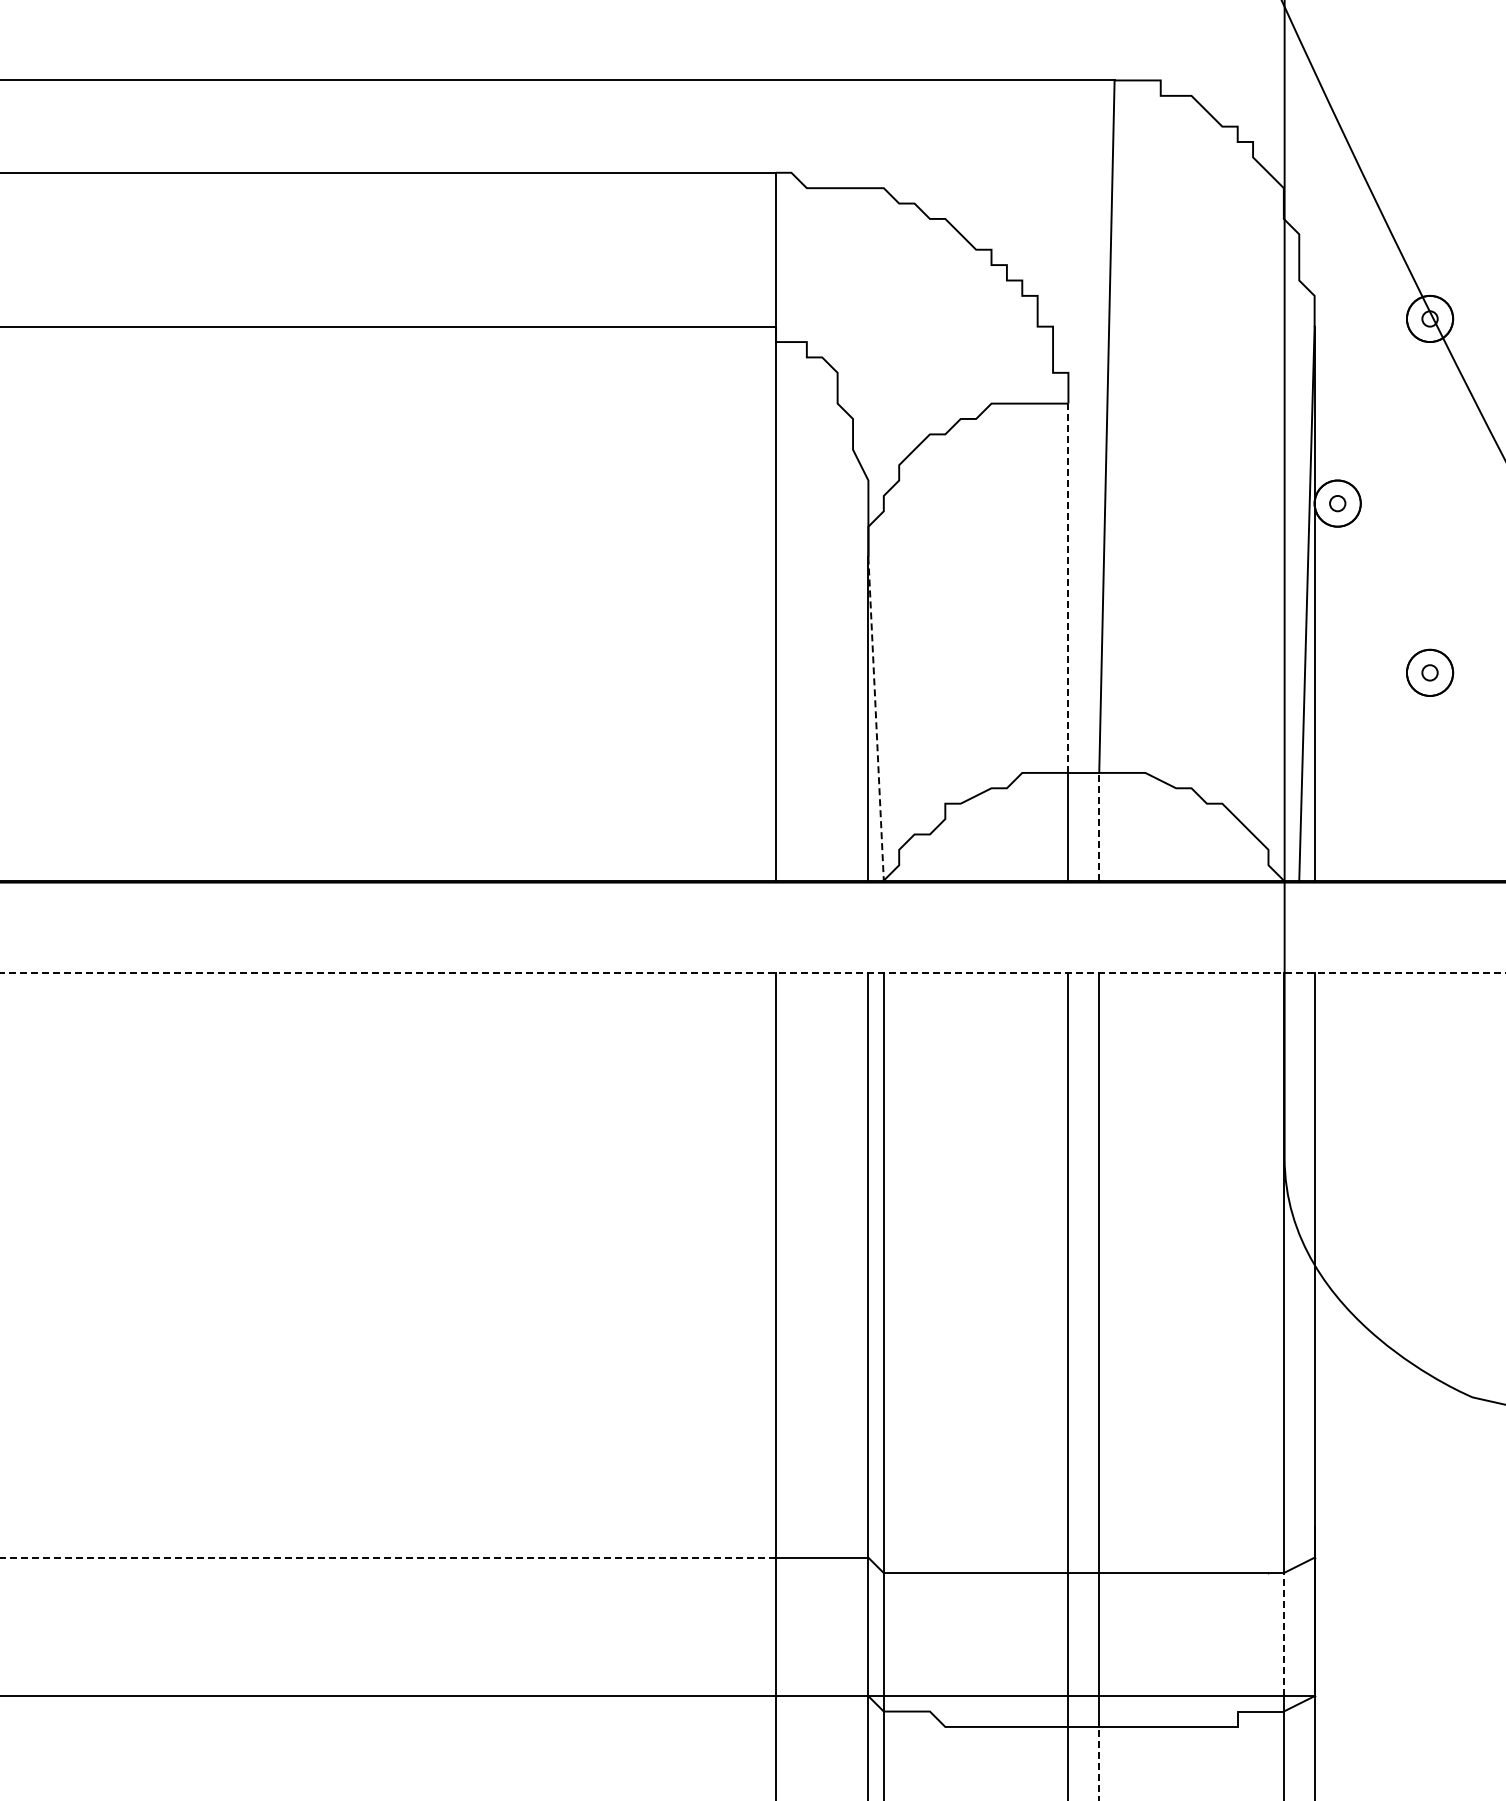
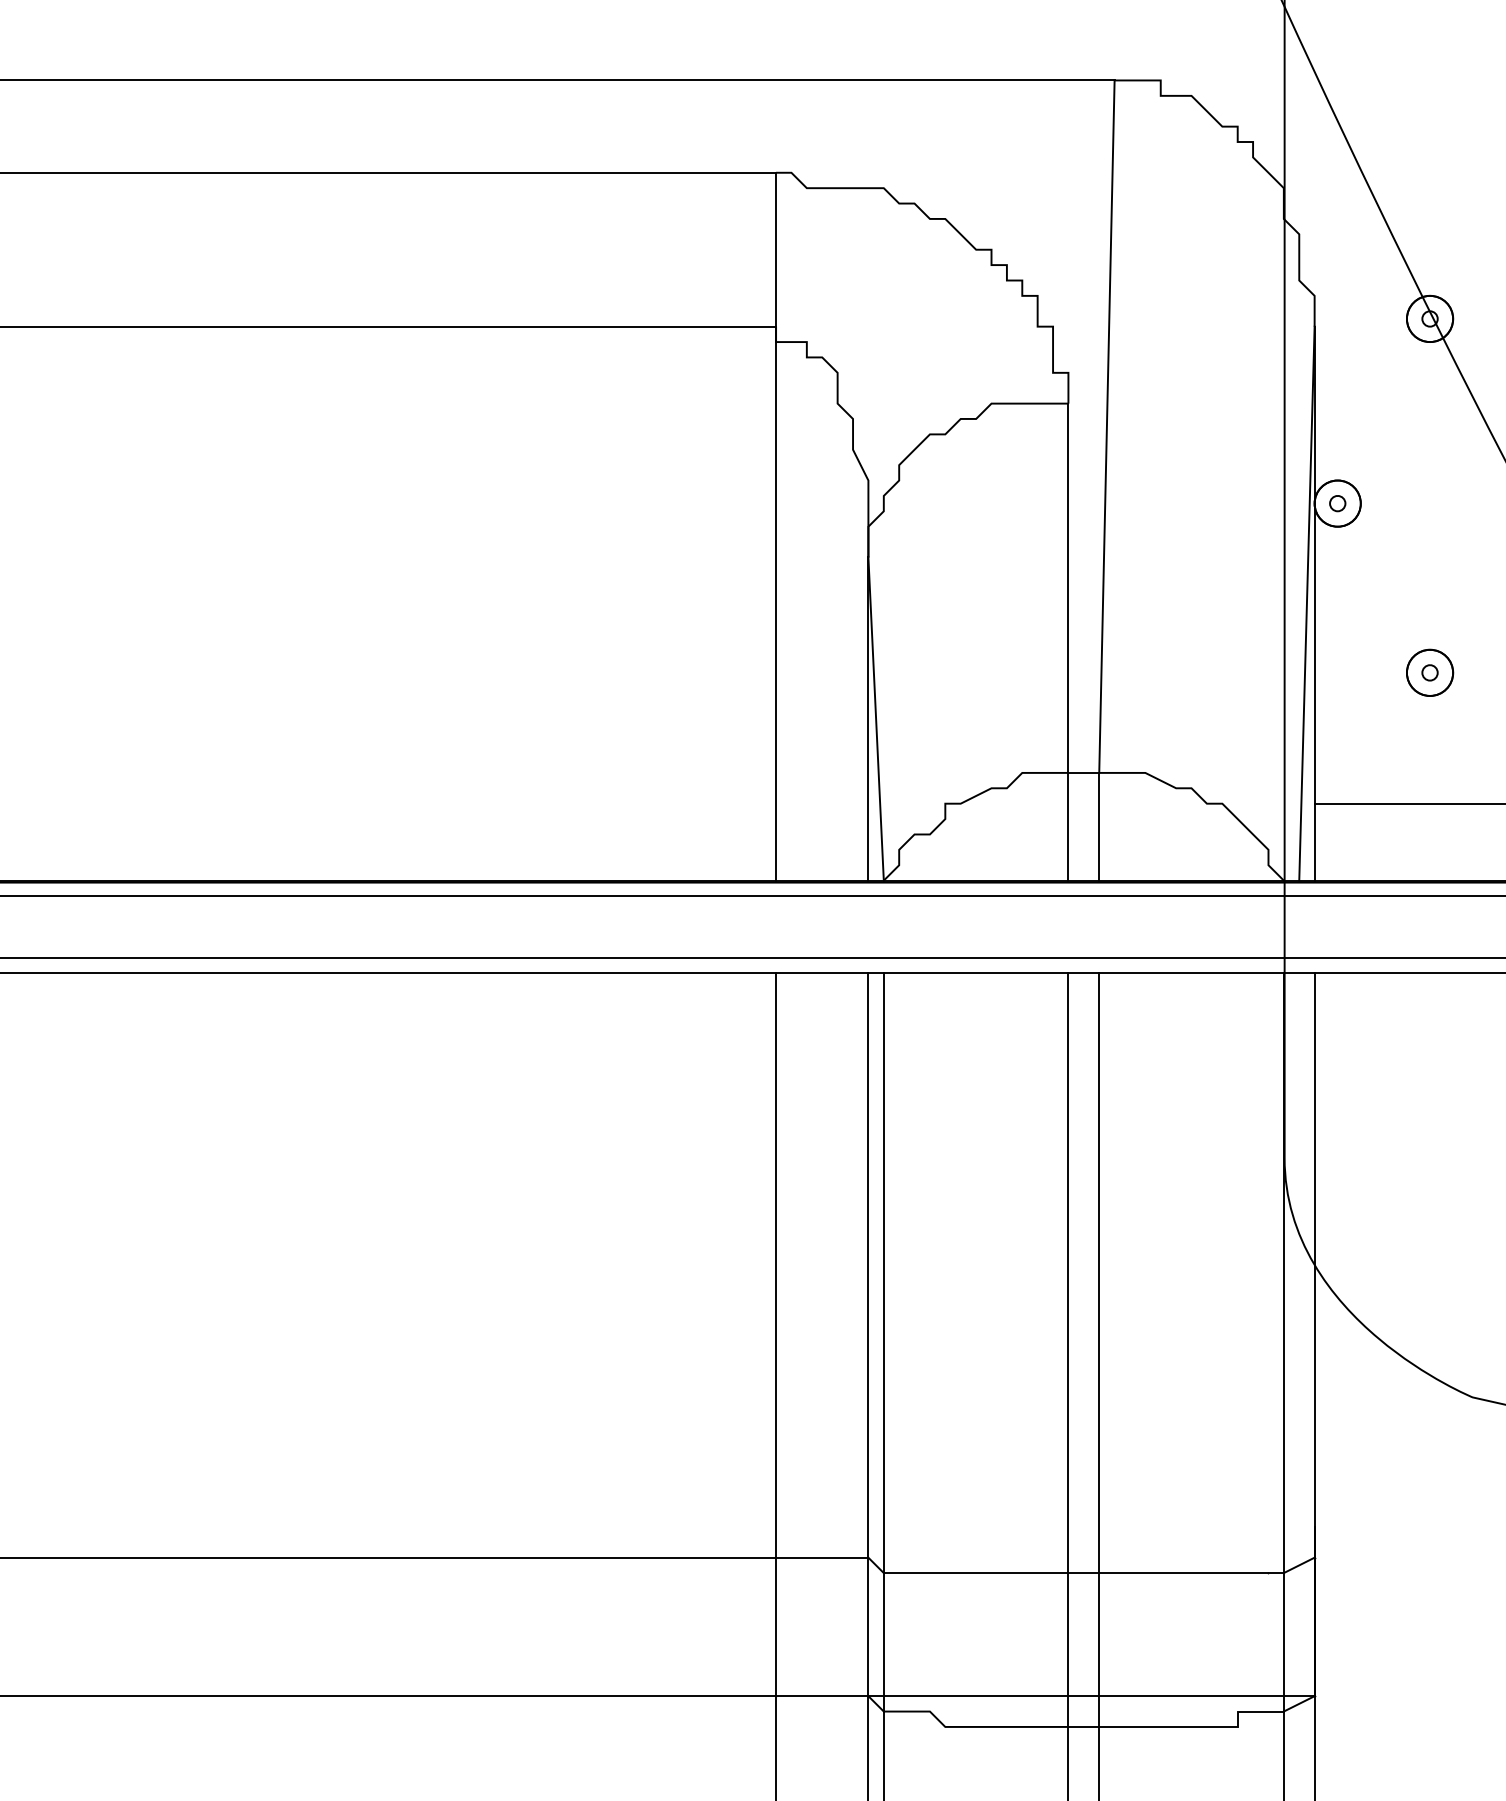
line: dashed -> solid (1068, 588)
line: dashed -> solid (876, 719)
line: none -> present (1408, 803)
line: dashed -> solid (1099, 826)
line: none -> present (752, 896)
line: none -> present (752, 957)
line: dashed -> solid (753, 972)
line: dashed -> solid (388, 1557)
line: dashed -> solid (1283, 1634)
line: dashed -> solid (1099, 1763)
